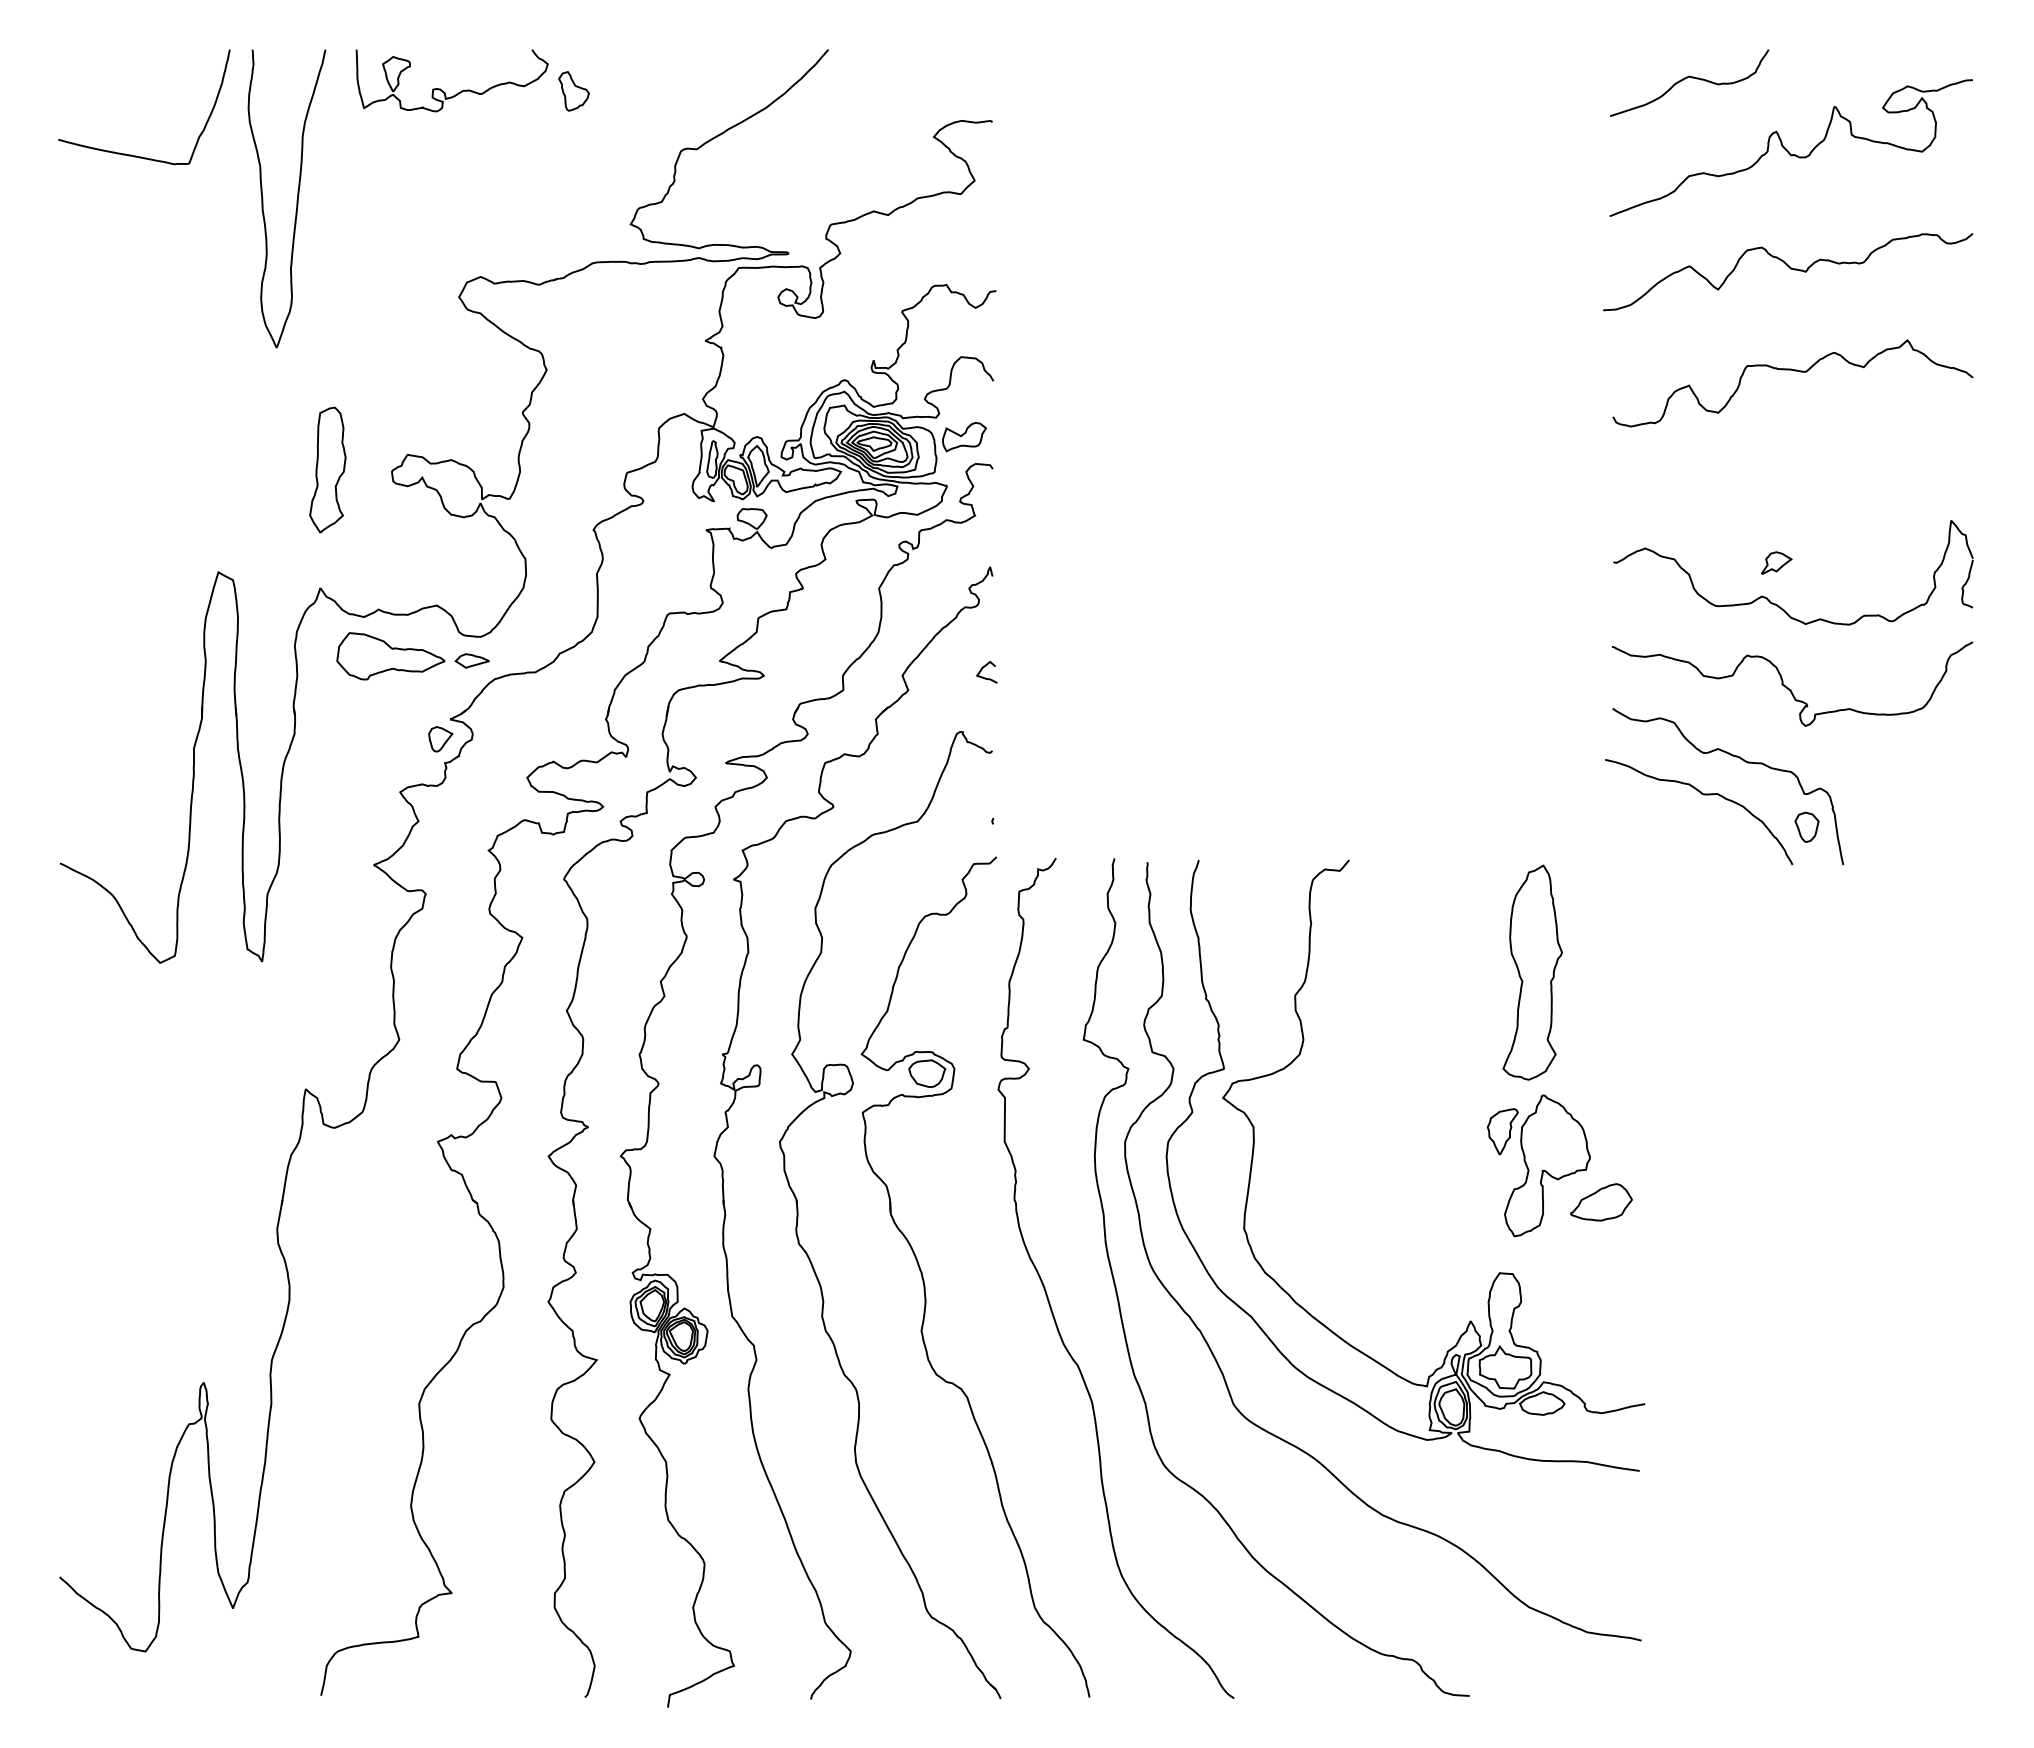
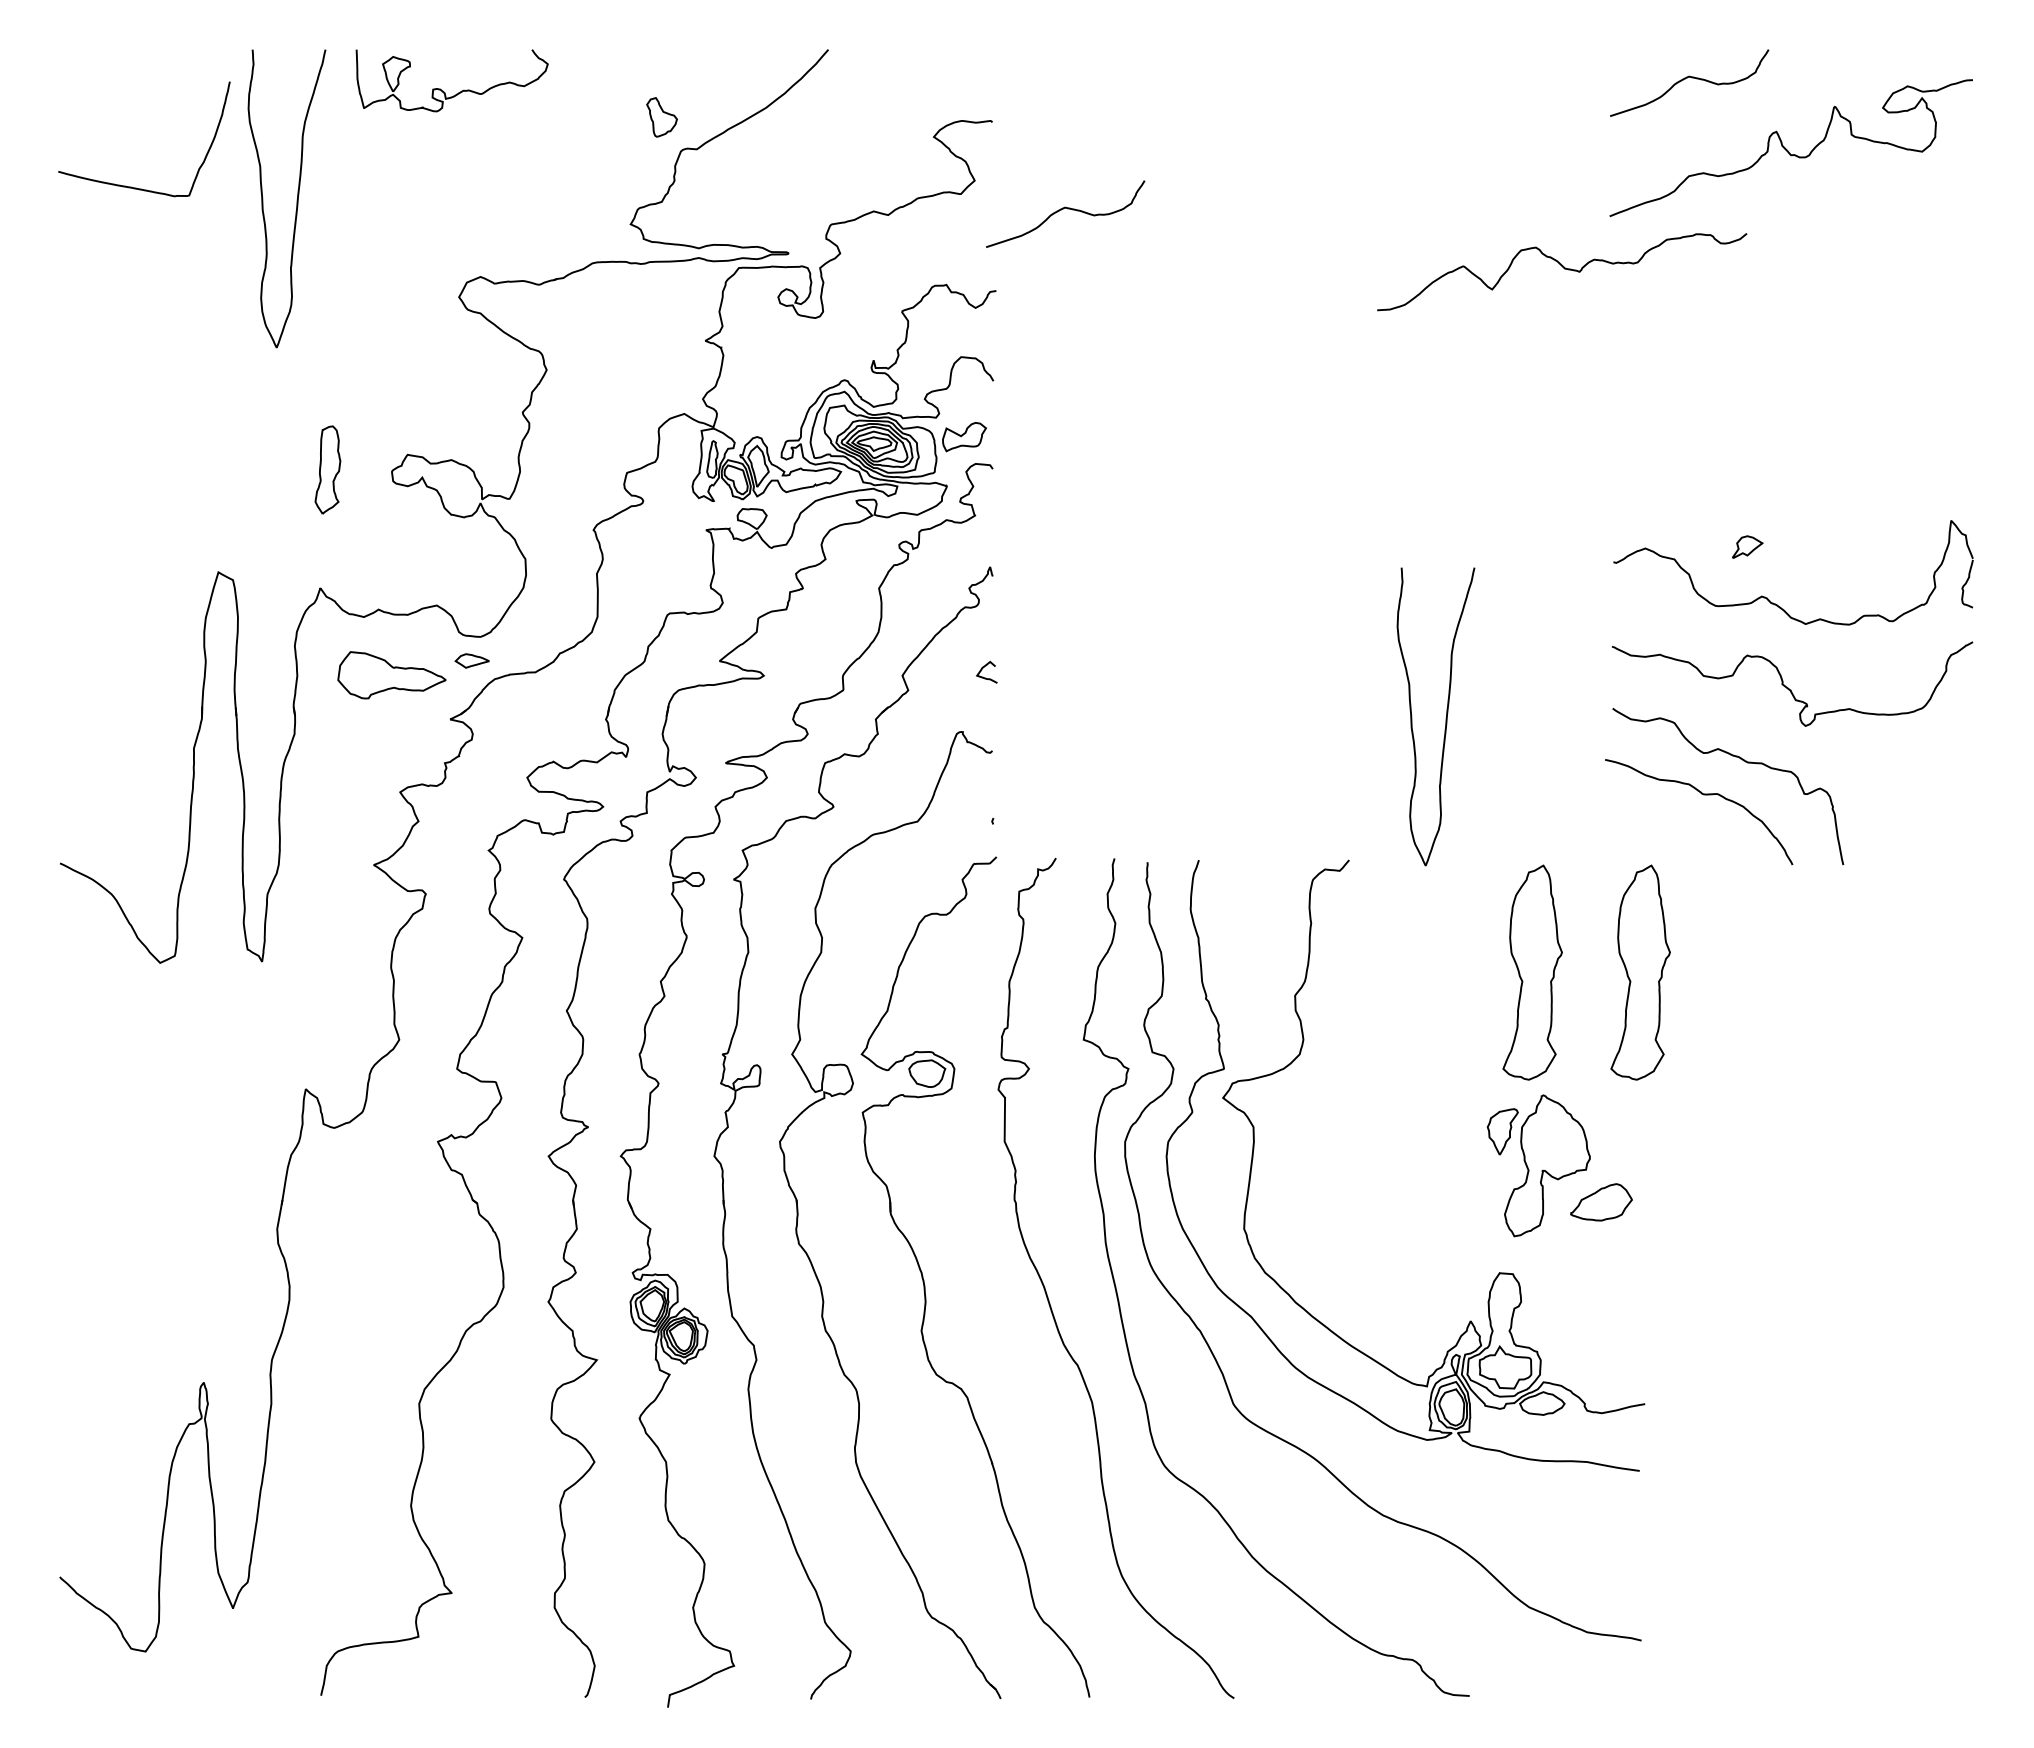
part position: (573, 91) -> (661, 117) (661, 117)
curve position: (136, 155) -> (136, 187) (136, 187)
curve: none -> present (1063, 209)
curve position: (1790, 269) -> (1564, 269) (1564, 269)
curve: present -> none (1794, 371)
part size: 38x128 px -> 28x90 px (327, 469)
part position: (1776, 562) -> (1747, 546) (1747, 546)
part position: (390, 656) -> (391, 675) (391, 675)
curve: none -> present (1445, 717)
part: present -> none (440, 739)
part: present -> none (1806, 826)
part: none -> present (1640, 972)
